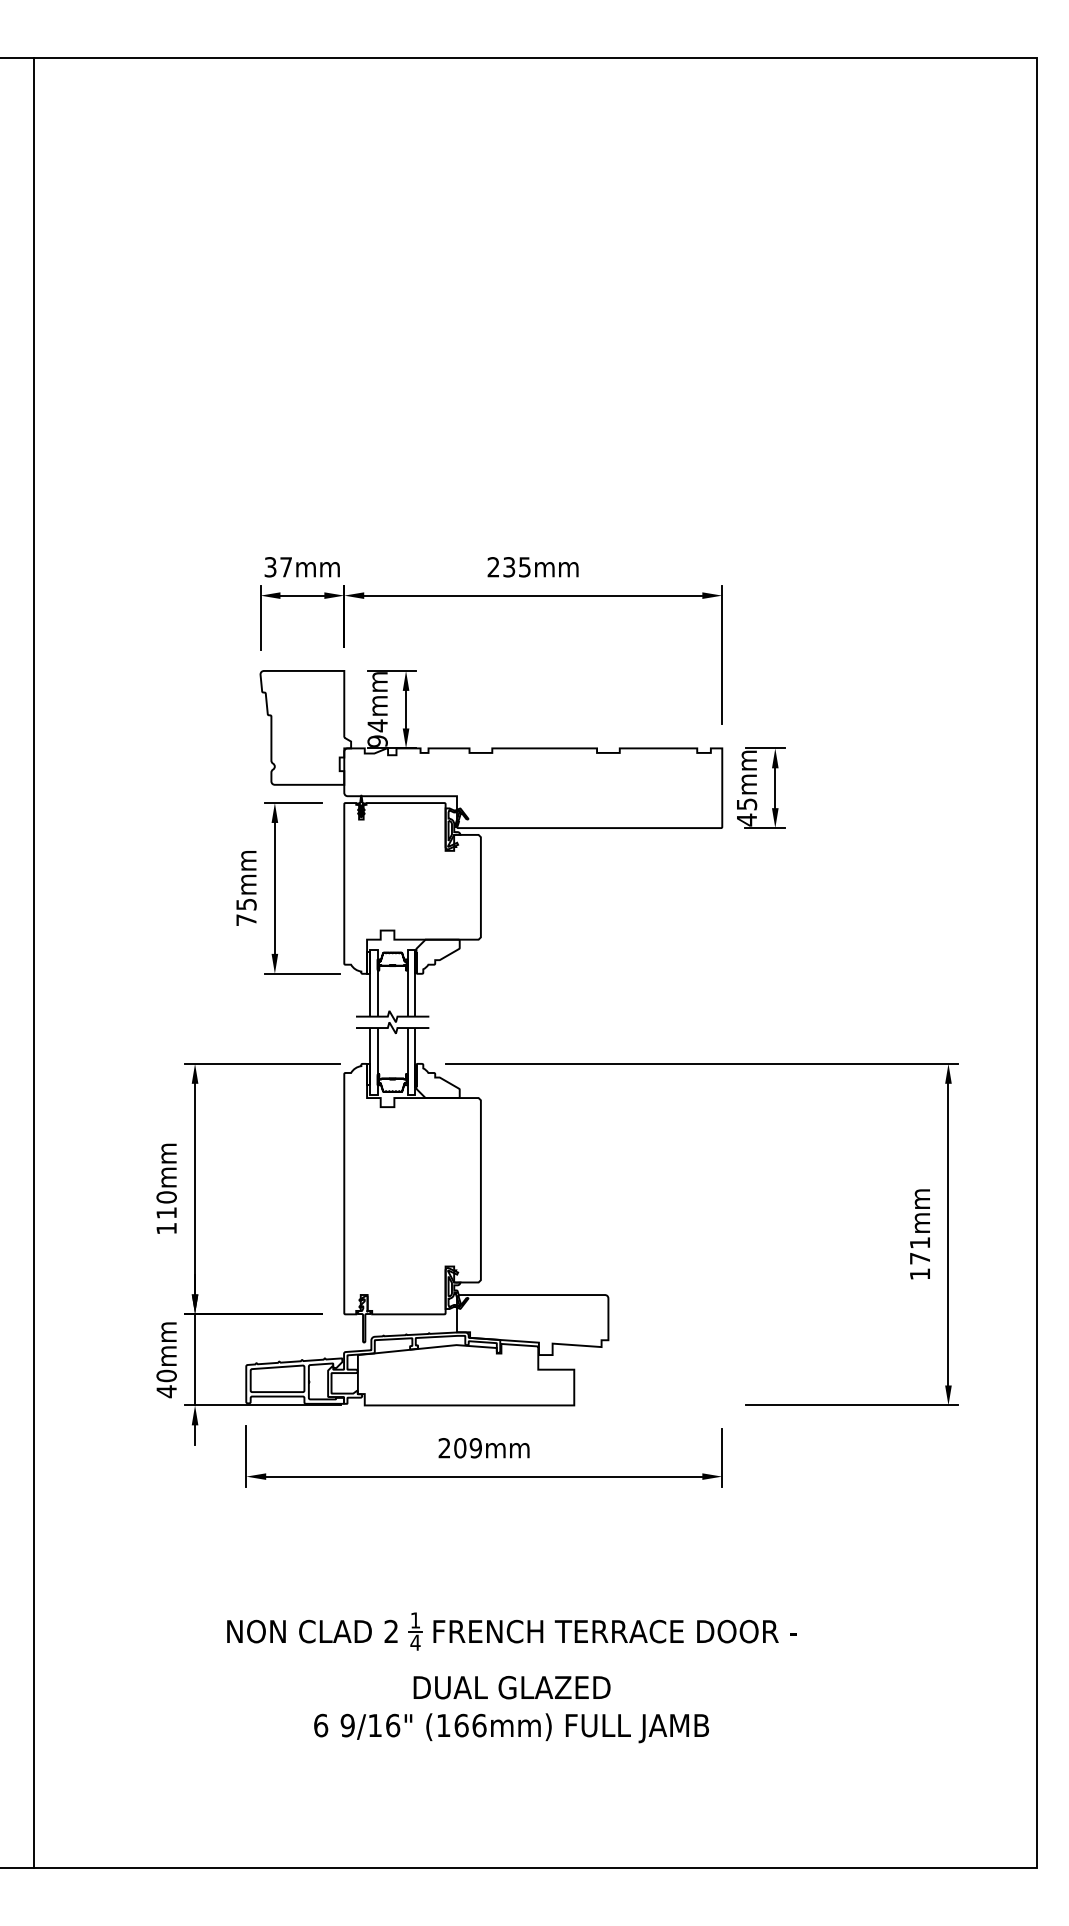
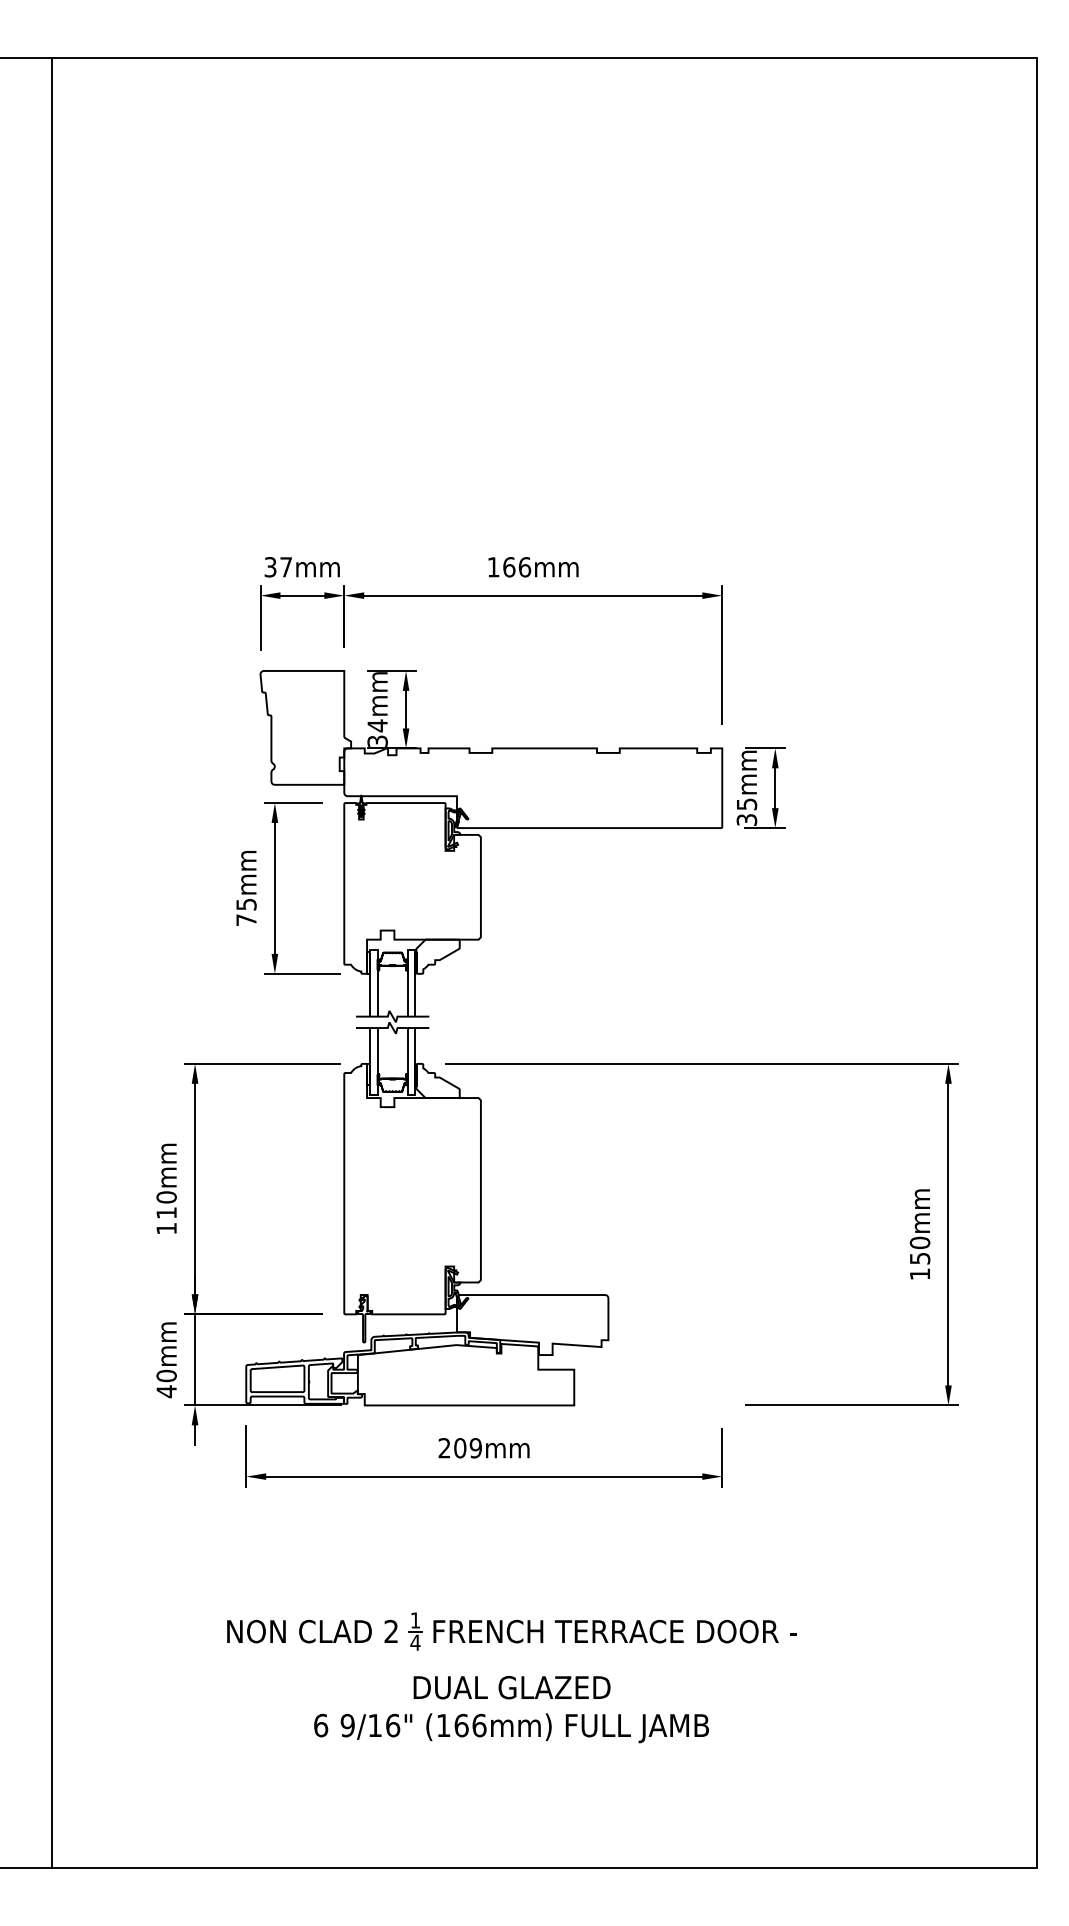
text: 235mm -> 166mm (509, 567)
text: 94mm -> 34mm (377, 740)
text: 45mm -> 35mm (746, 819)
line position: (33, 962) -> (51, 962) (51, 962)
text: 171mm -> 150mm (919, 1250)
